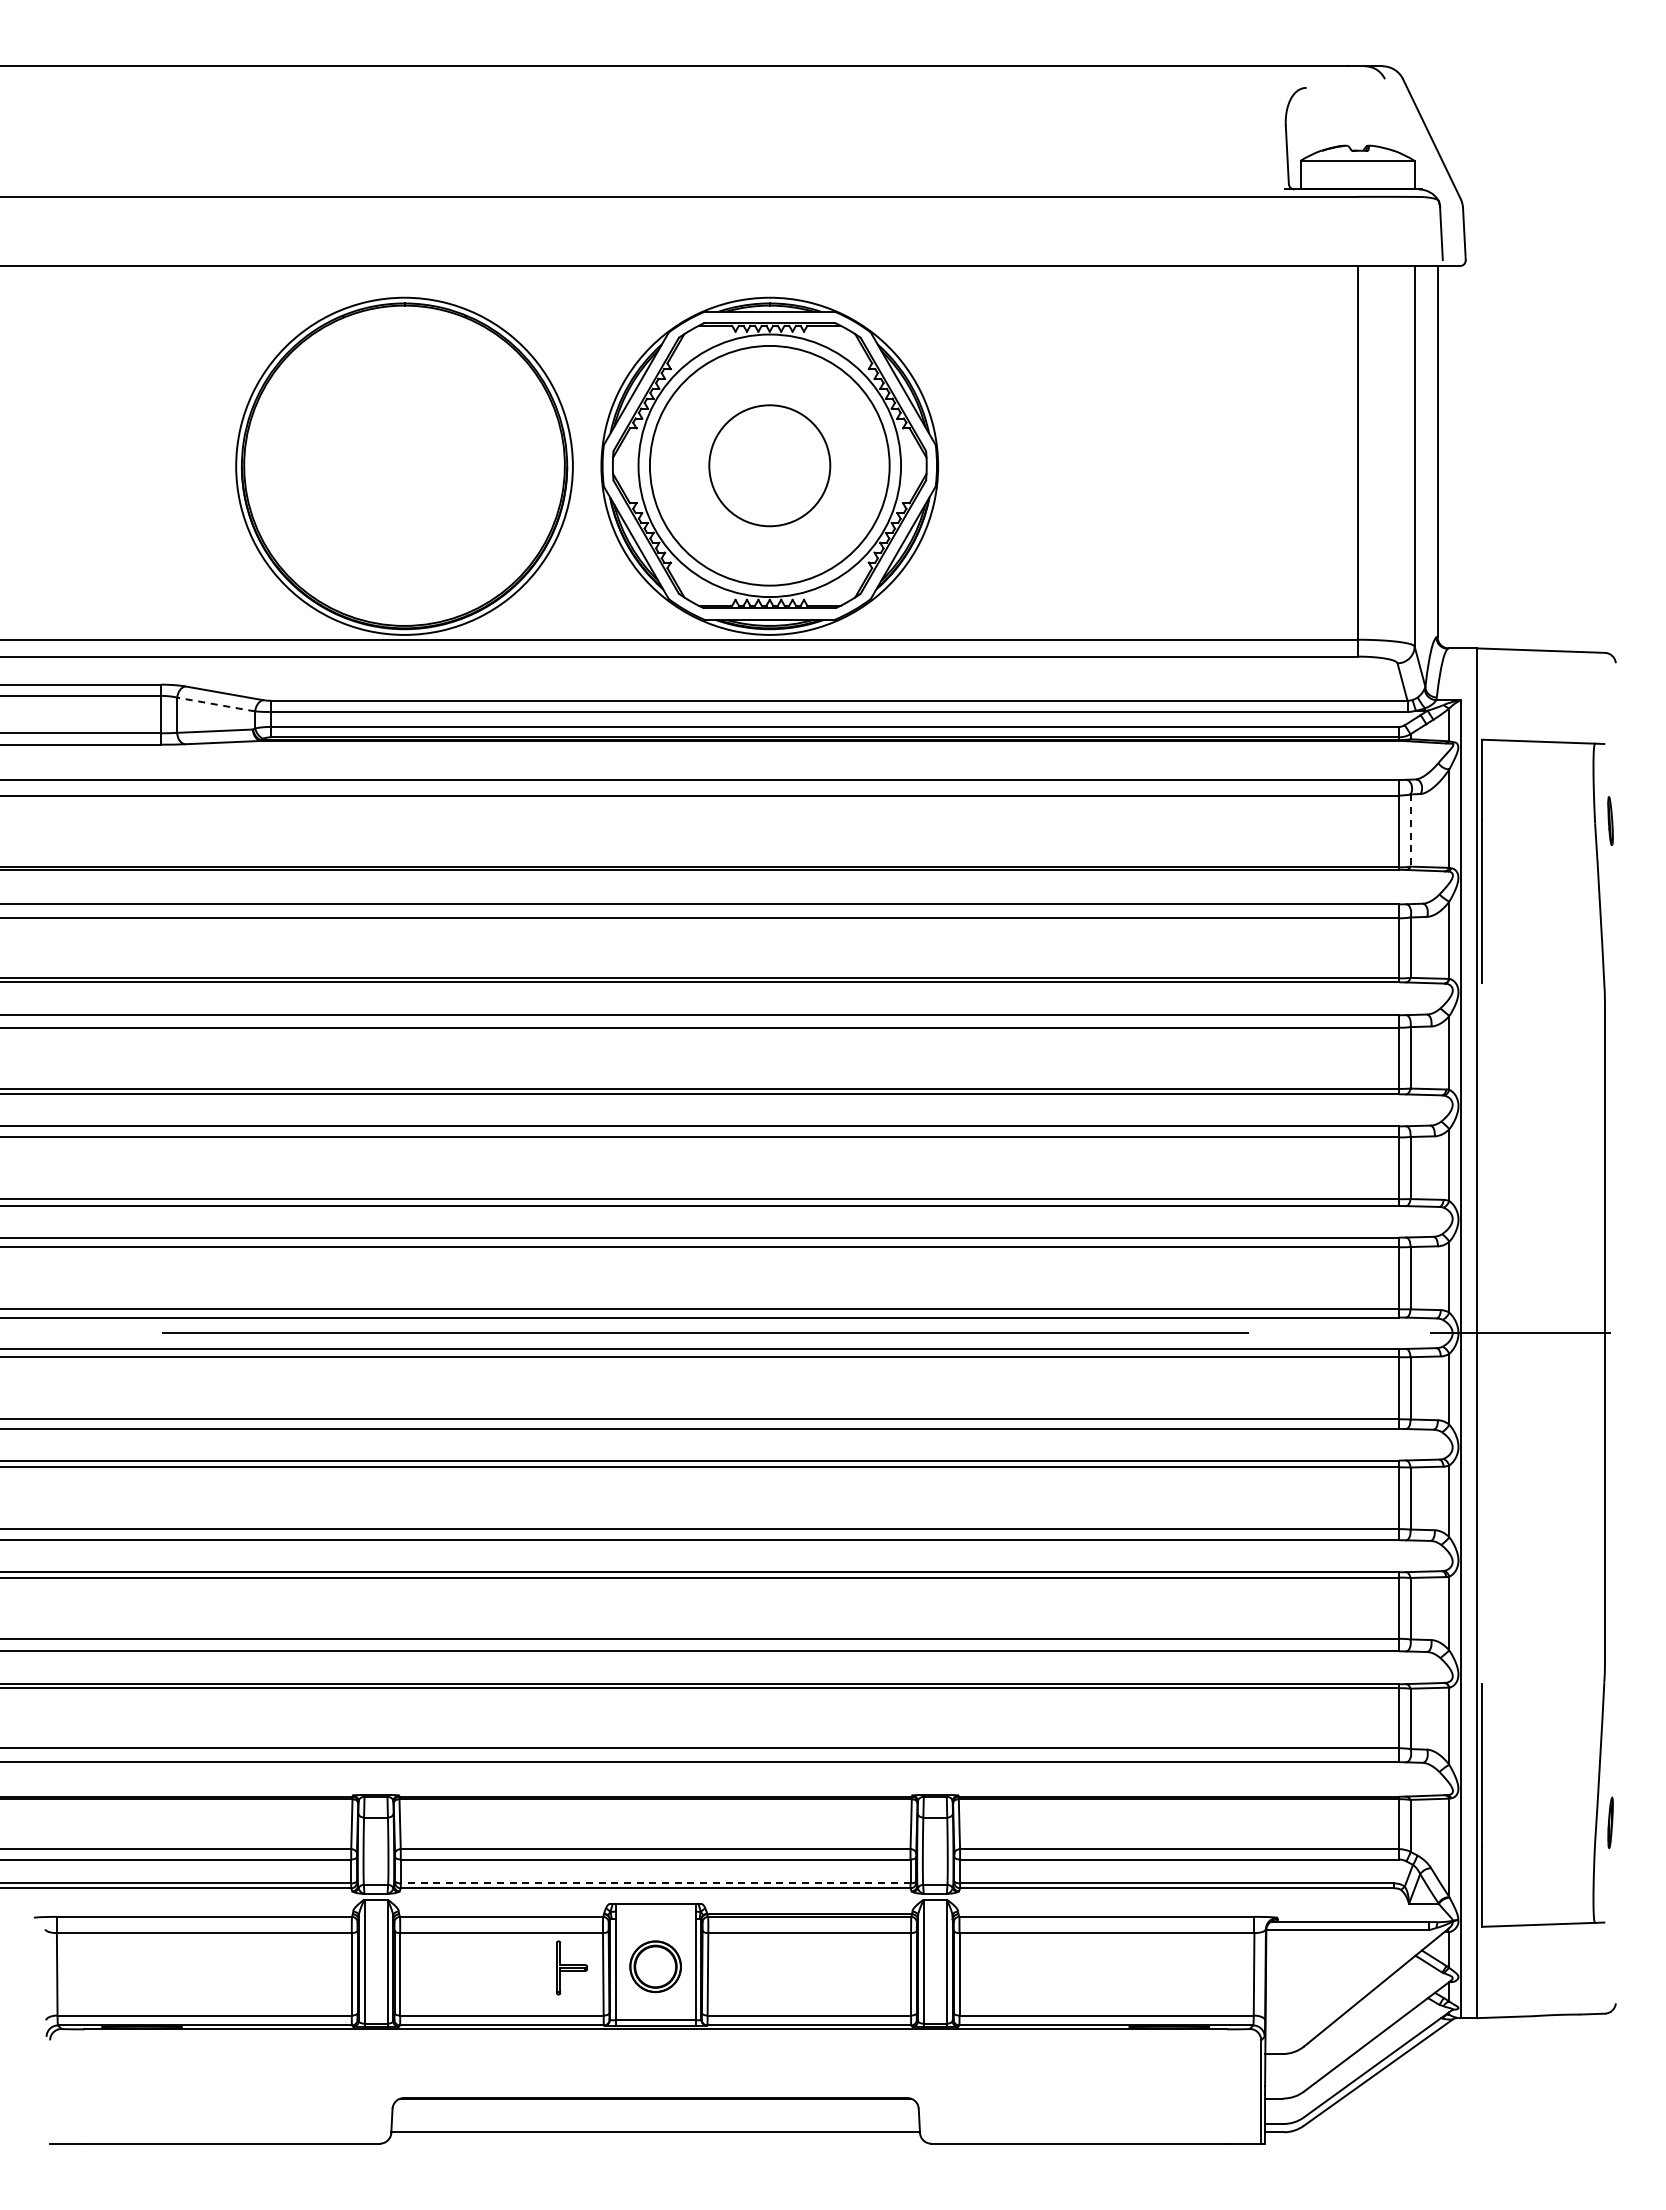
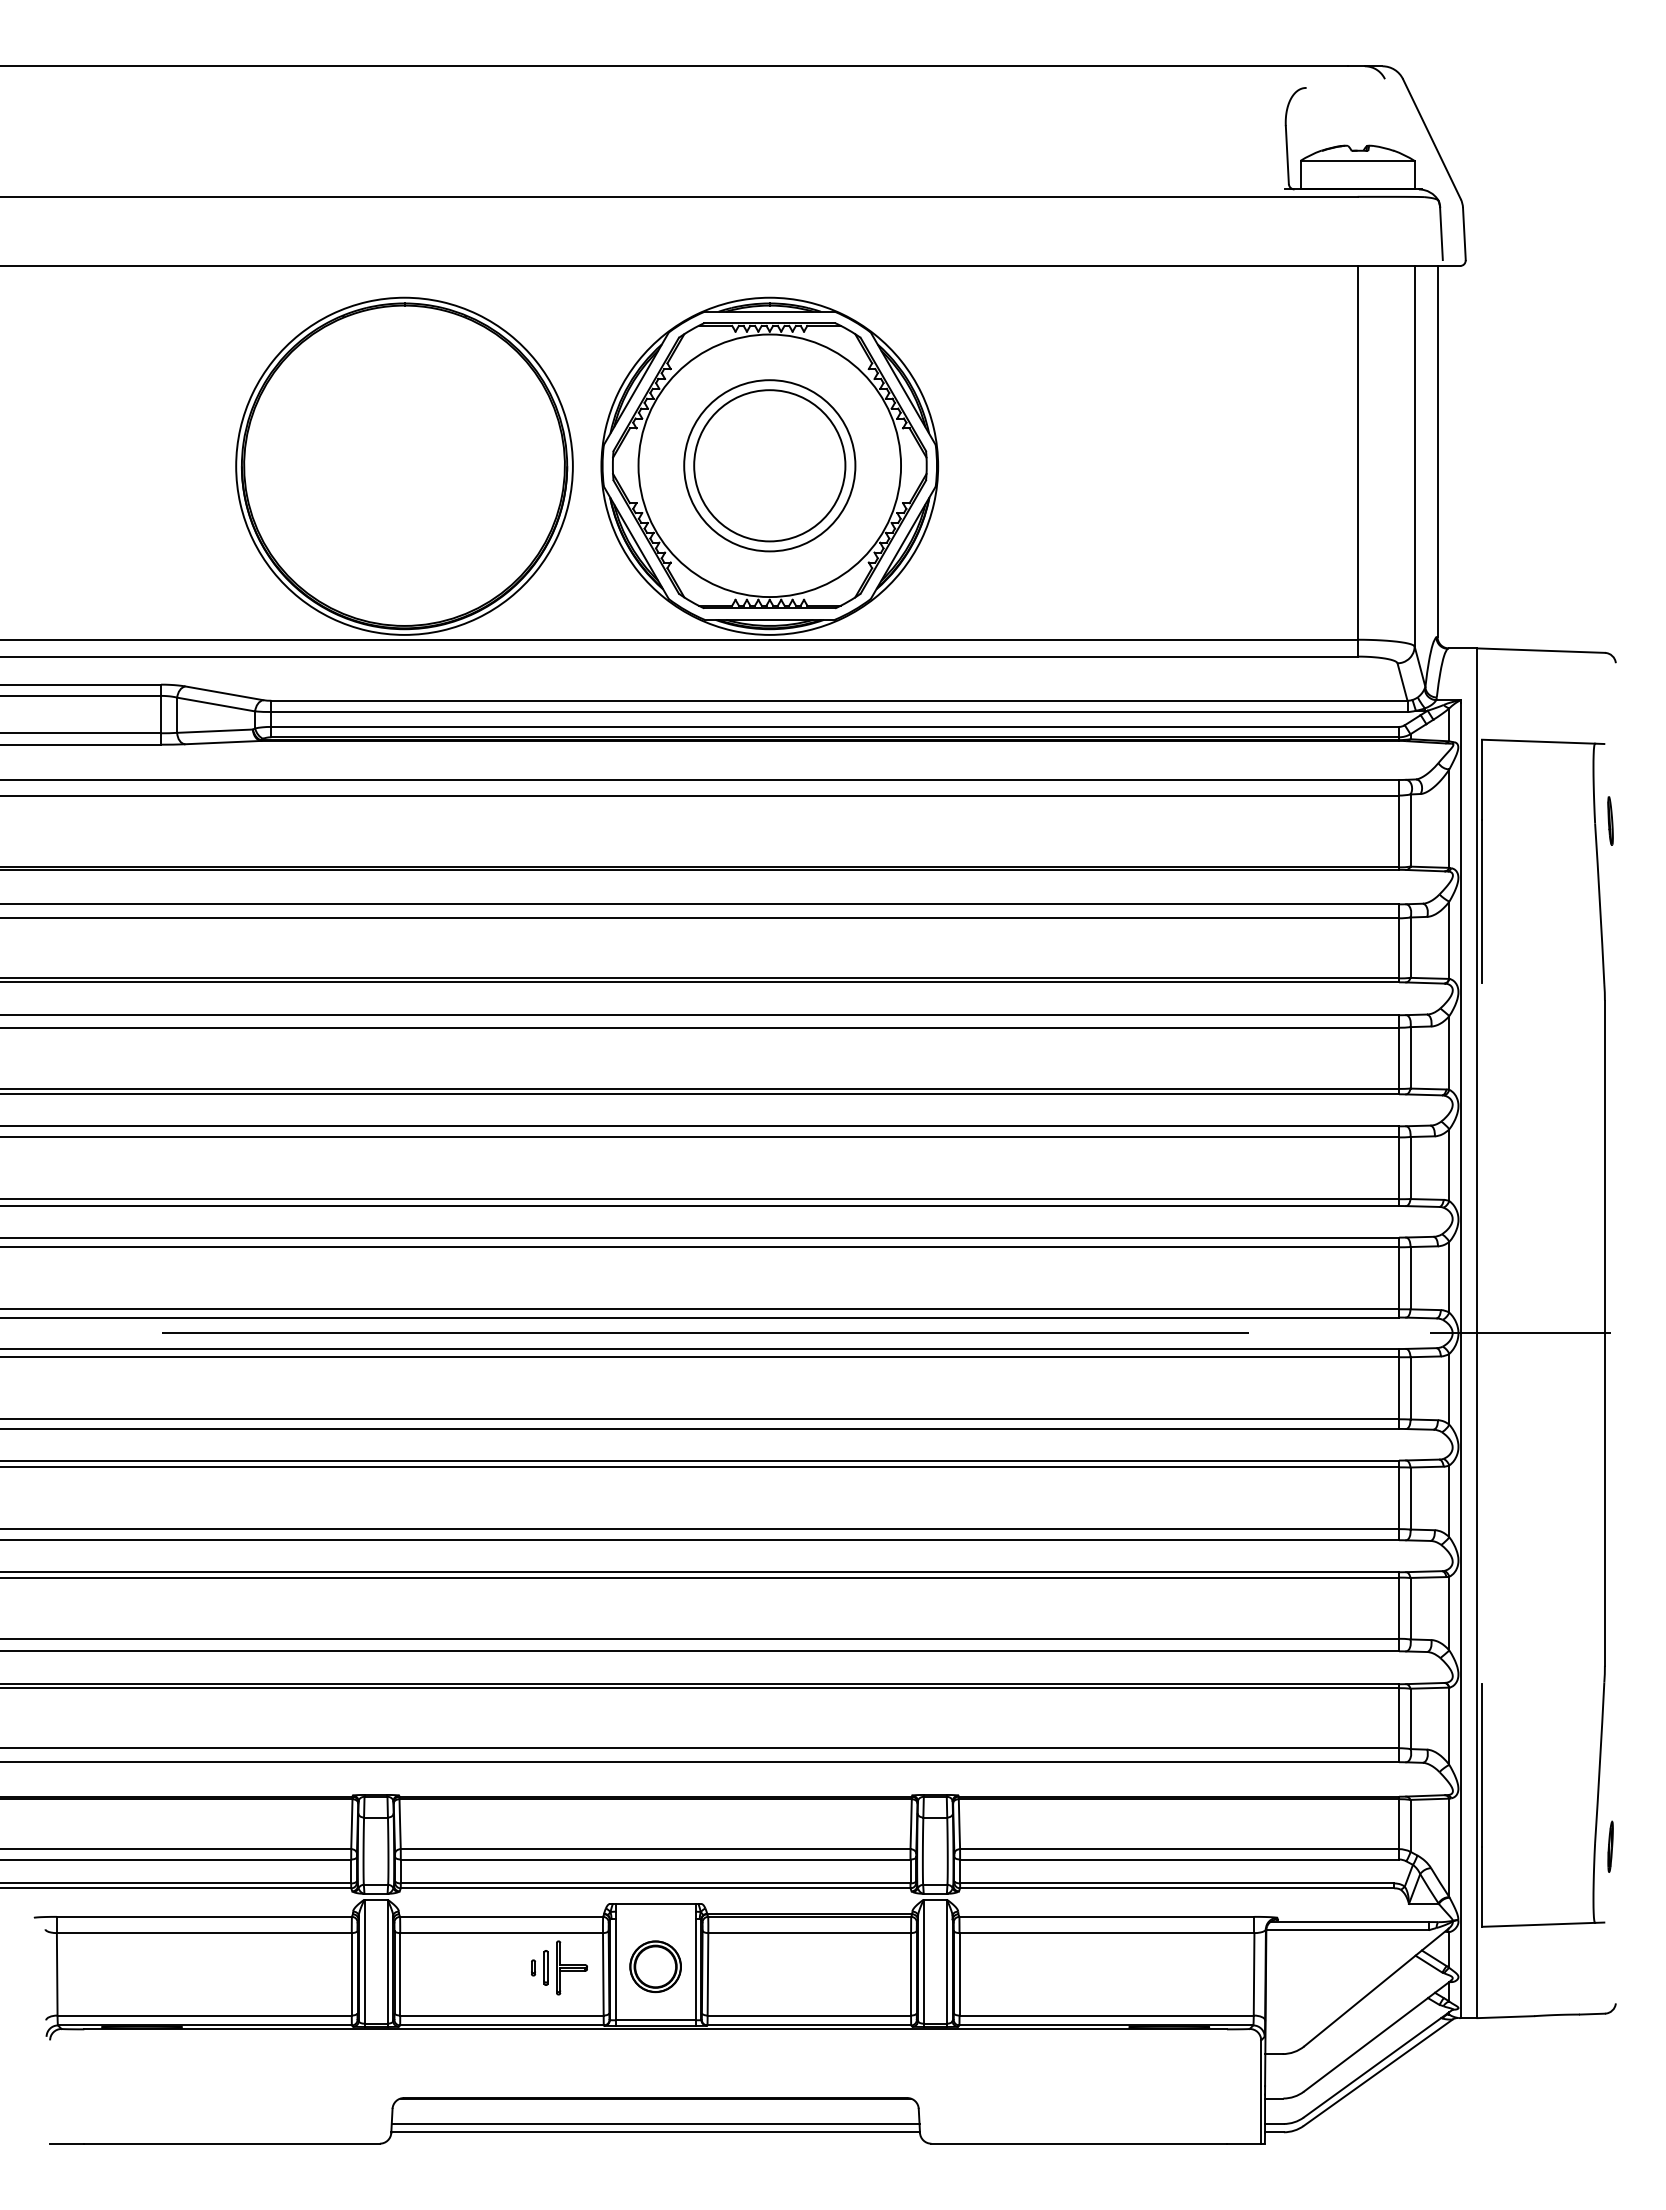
circle diameter: 121 px -> 151 px (769, 465)
circle diameter: 240 px -> 171 px (769, 465)
line: dashed -> solid (216, 704)
line: dashed -> solid (1410, 831)
part position: (1610, 1822) -> (1610, 1846) (1610, 1846)
line: dashed -> solid (655, 1883)
part: none -> present (539, 1967)
line: none -> present (655, 2123)
